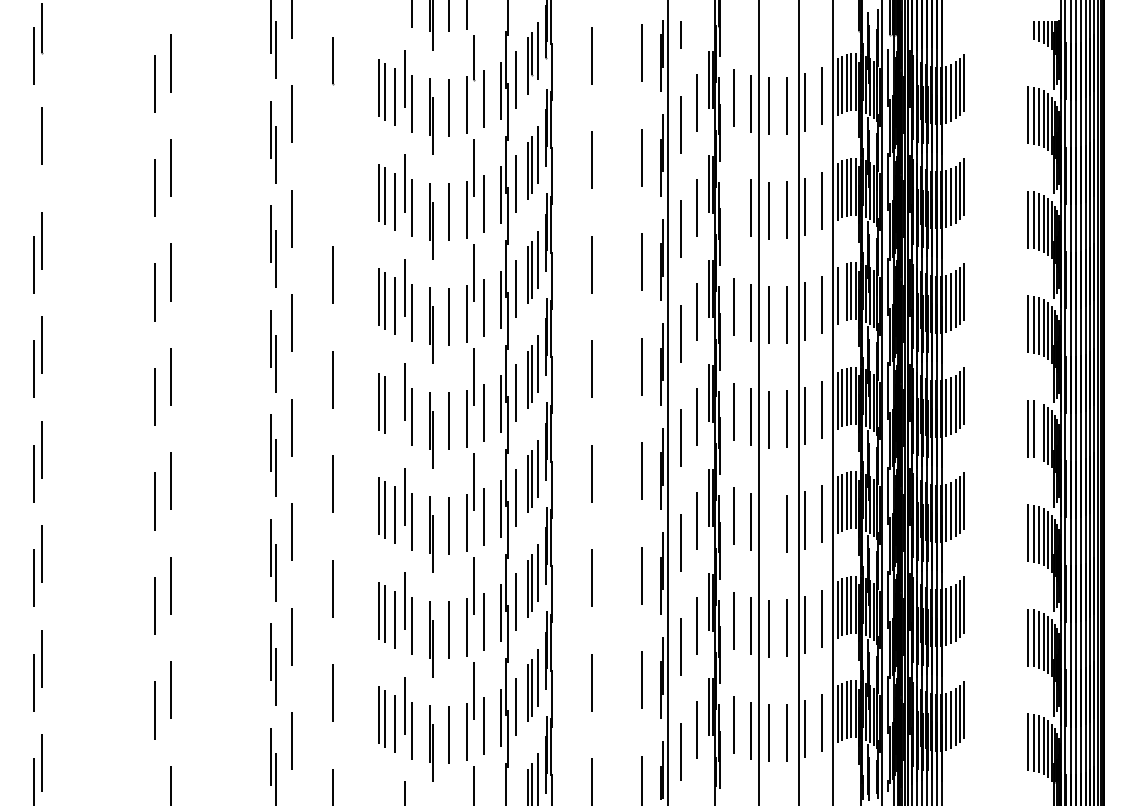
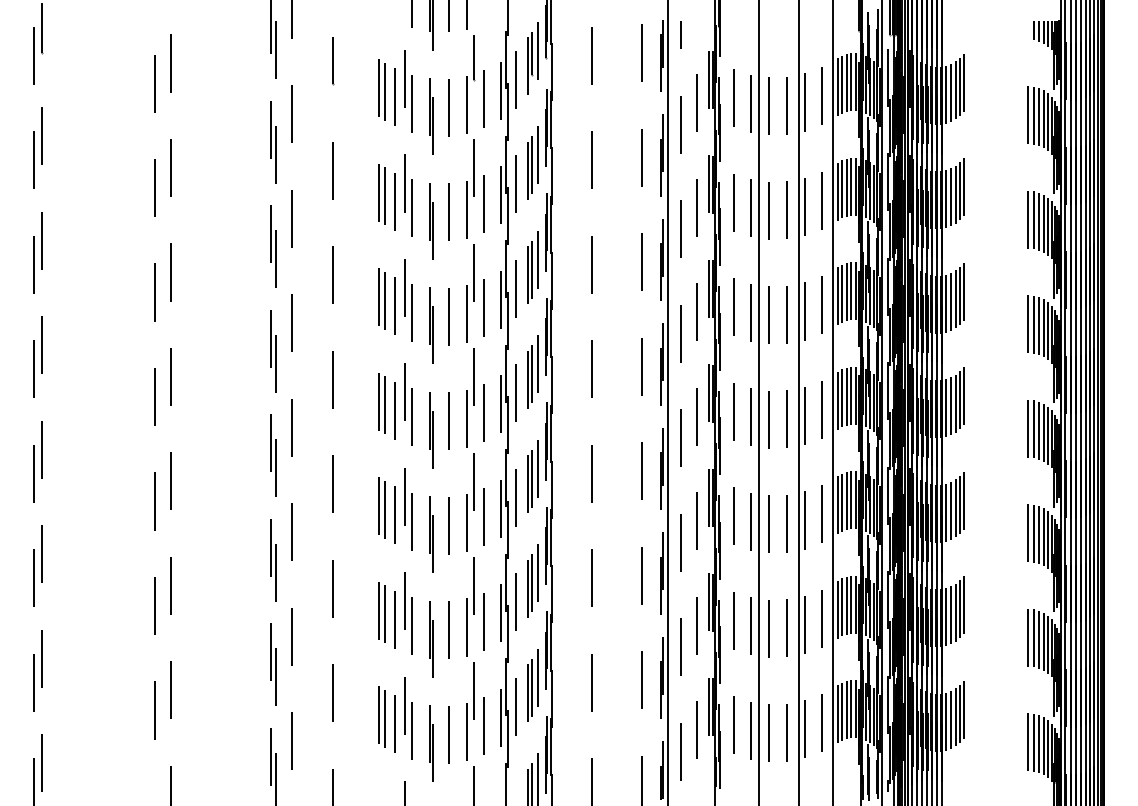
line: none -> present (34, 160)
line: none -> present (332, 170)
line: none -> present (734, 202)
line: none -> present (842, 293)
line: none -> present (394, 410)
line: none -> present (1038, 430)
line: none -> present (769, 524)
